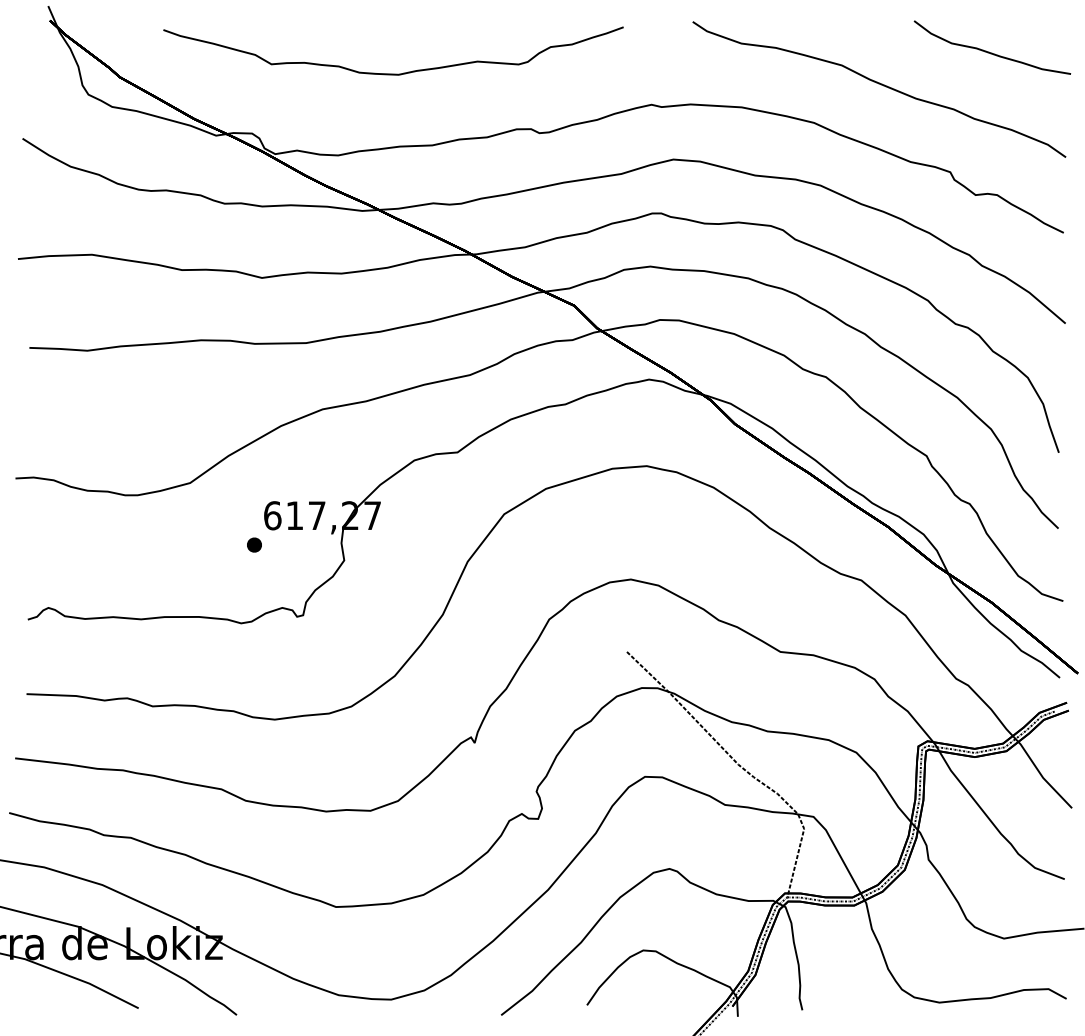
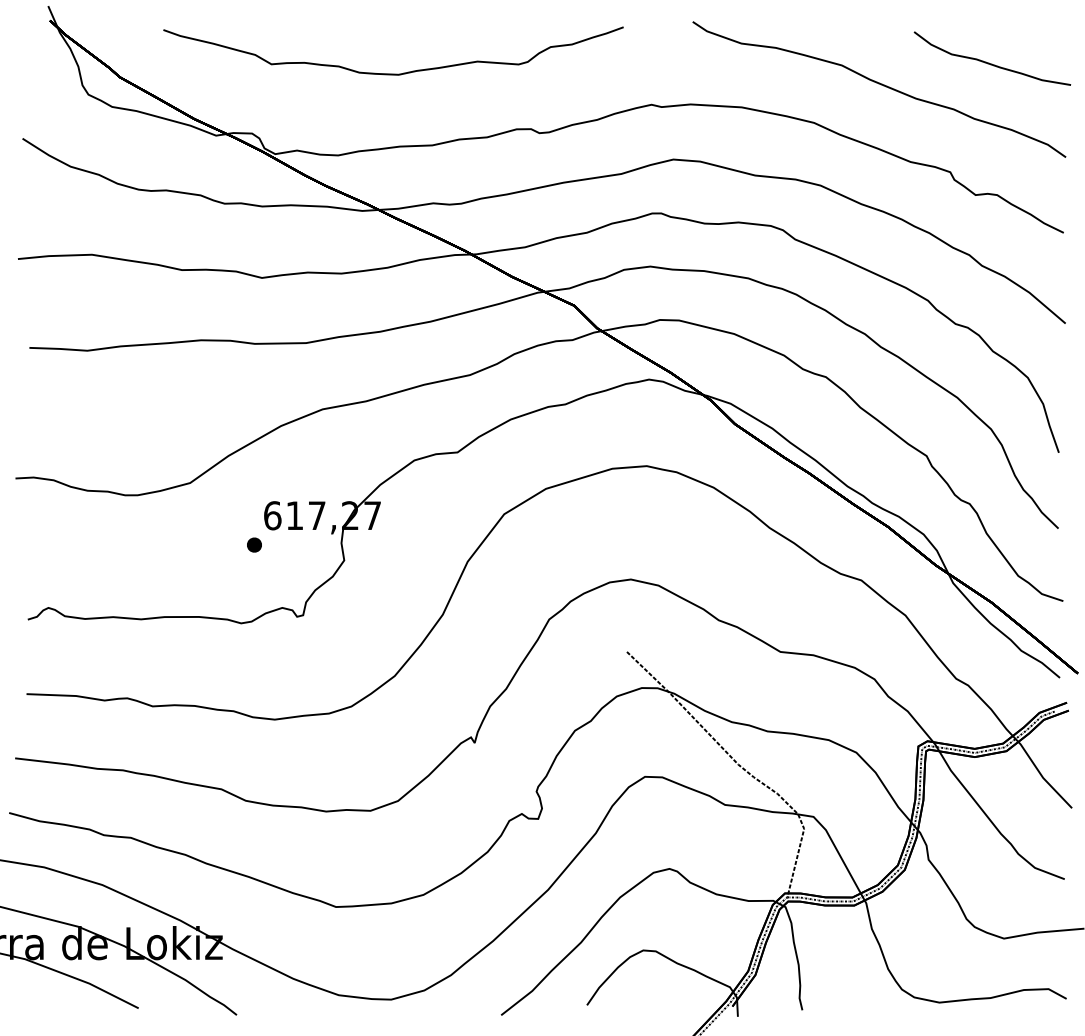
part position: (992, 47) -> (992, 58) (992, 58)
